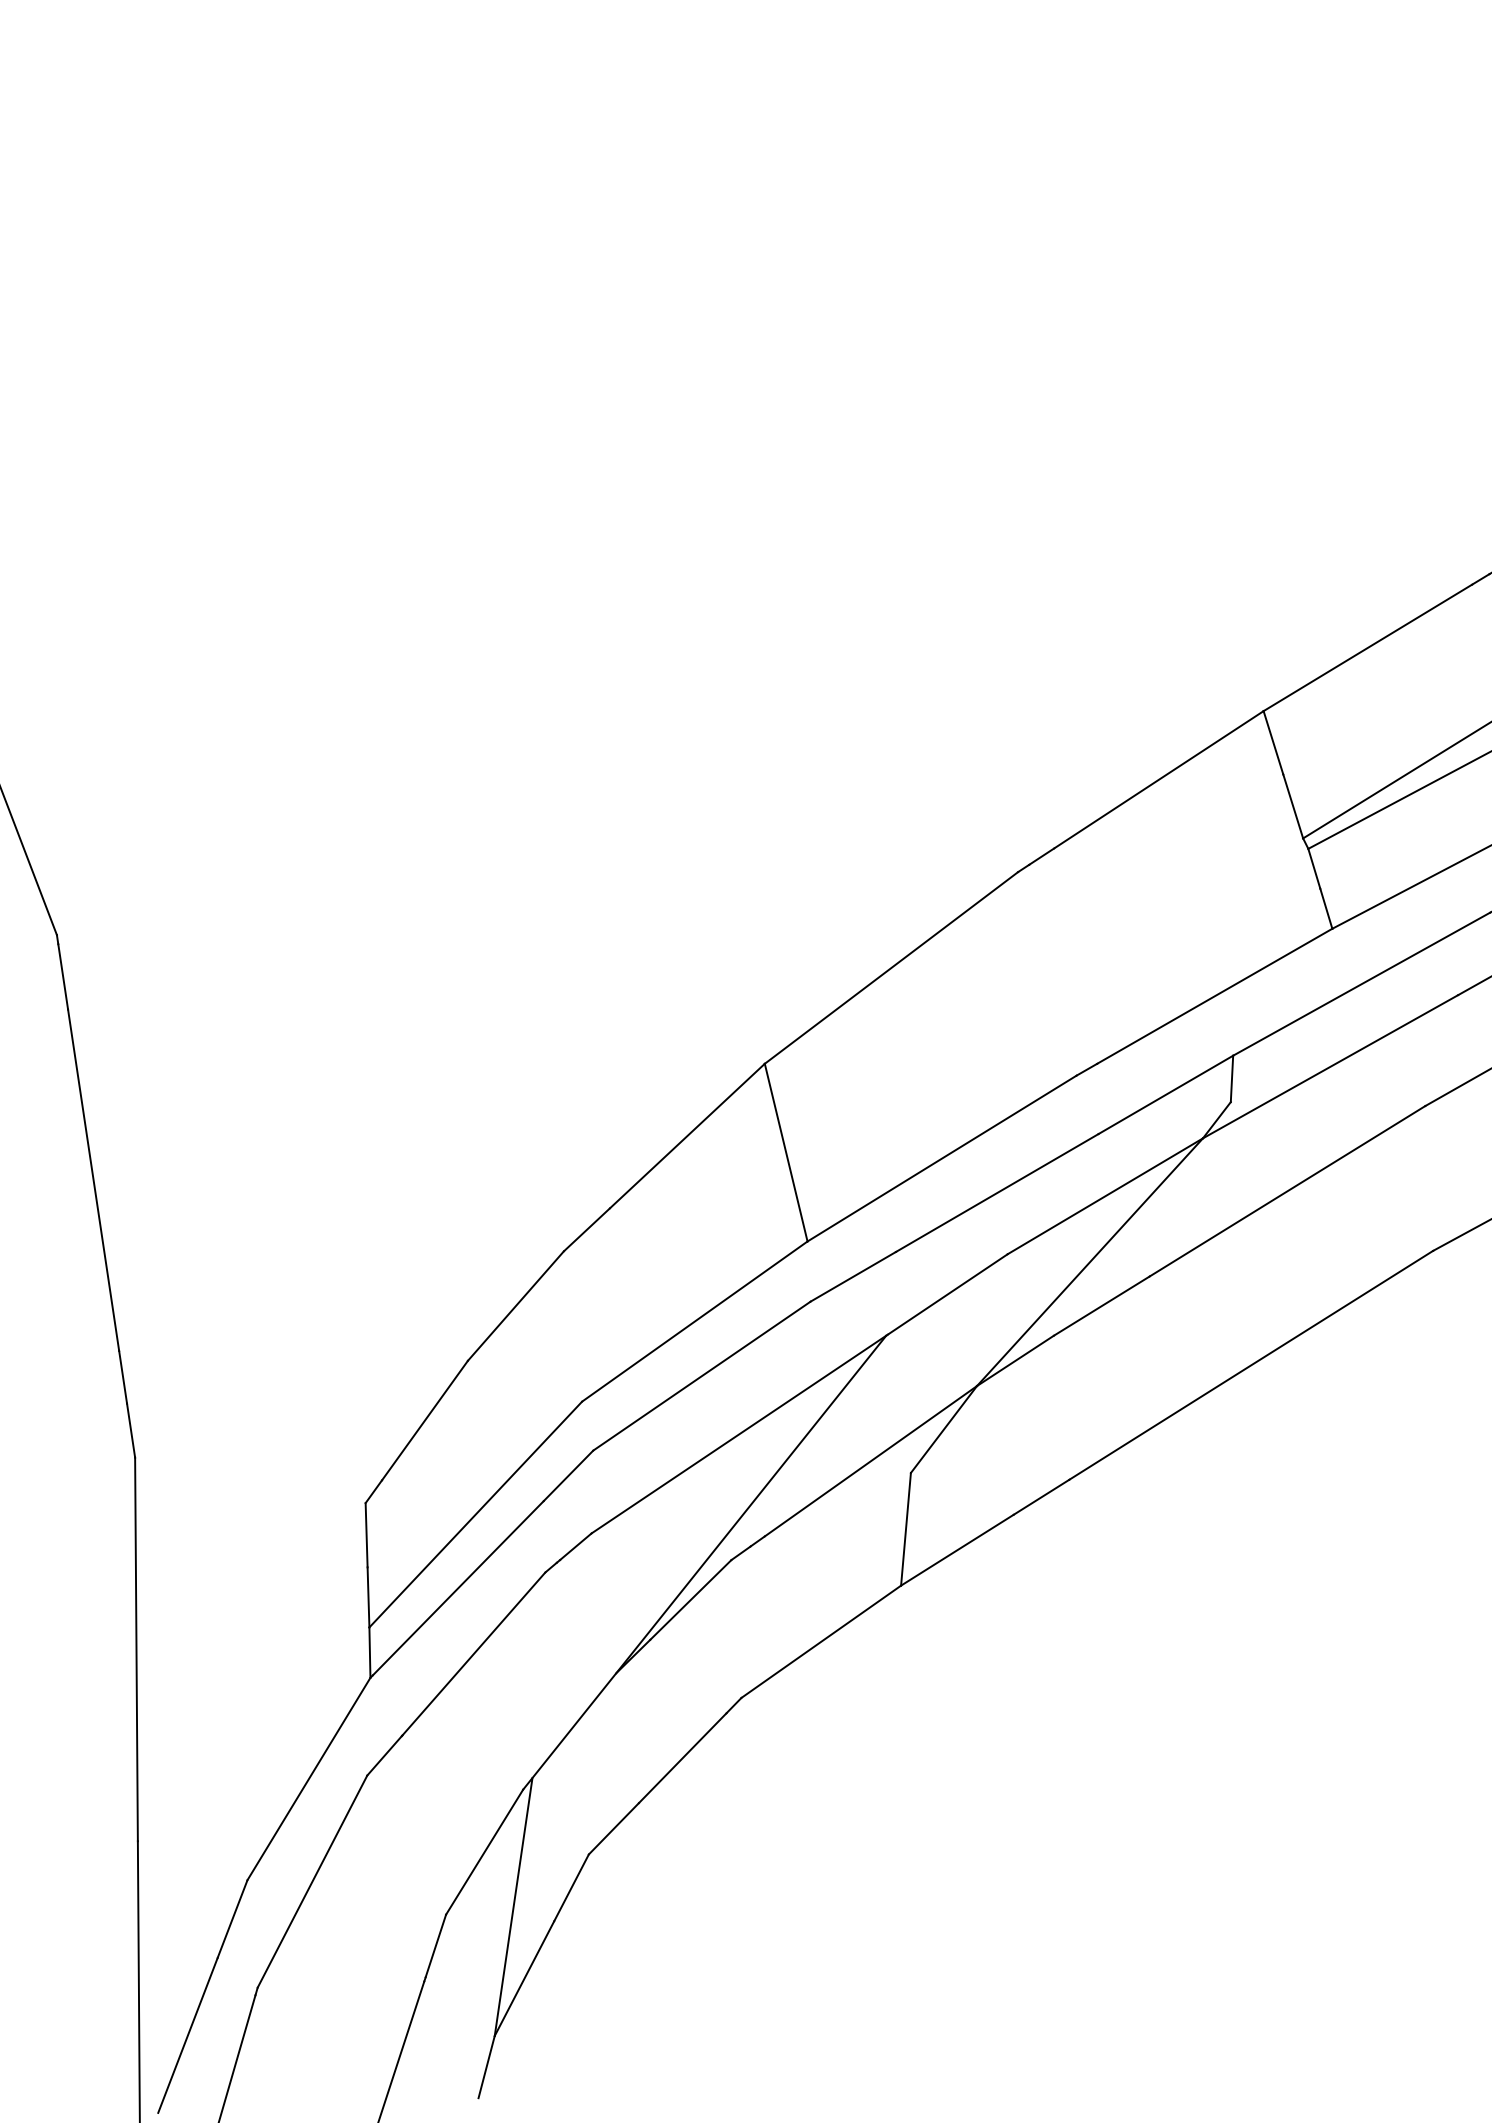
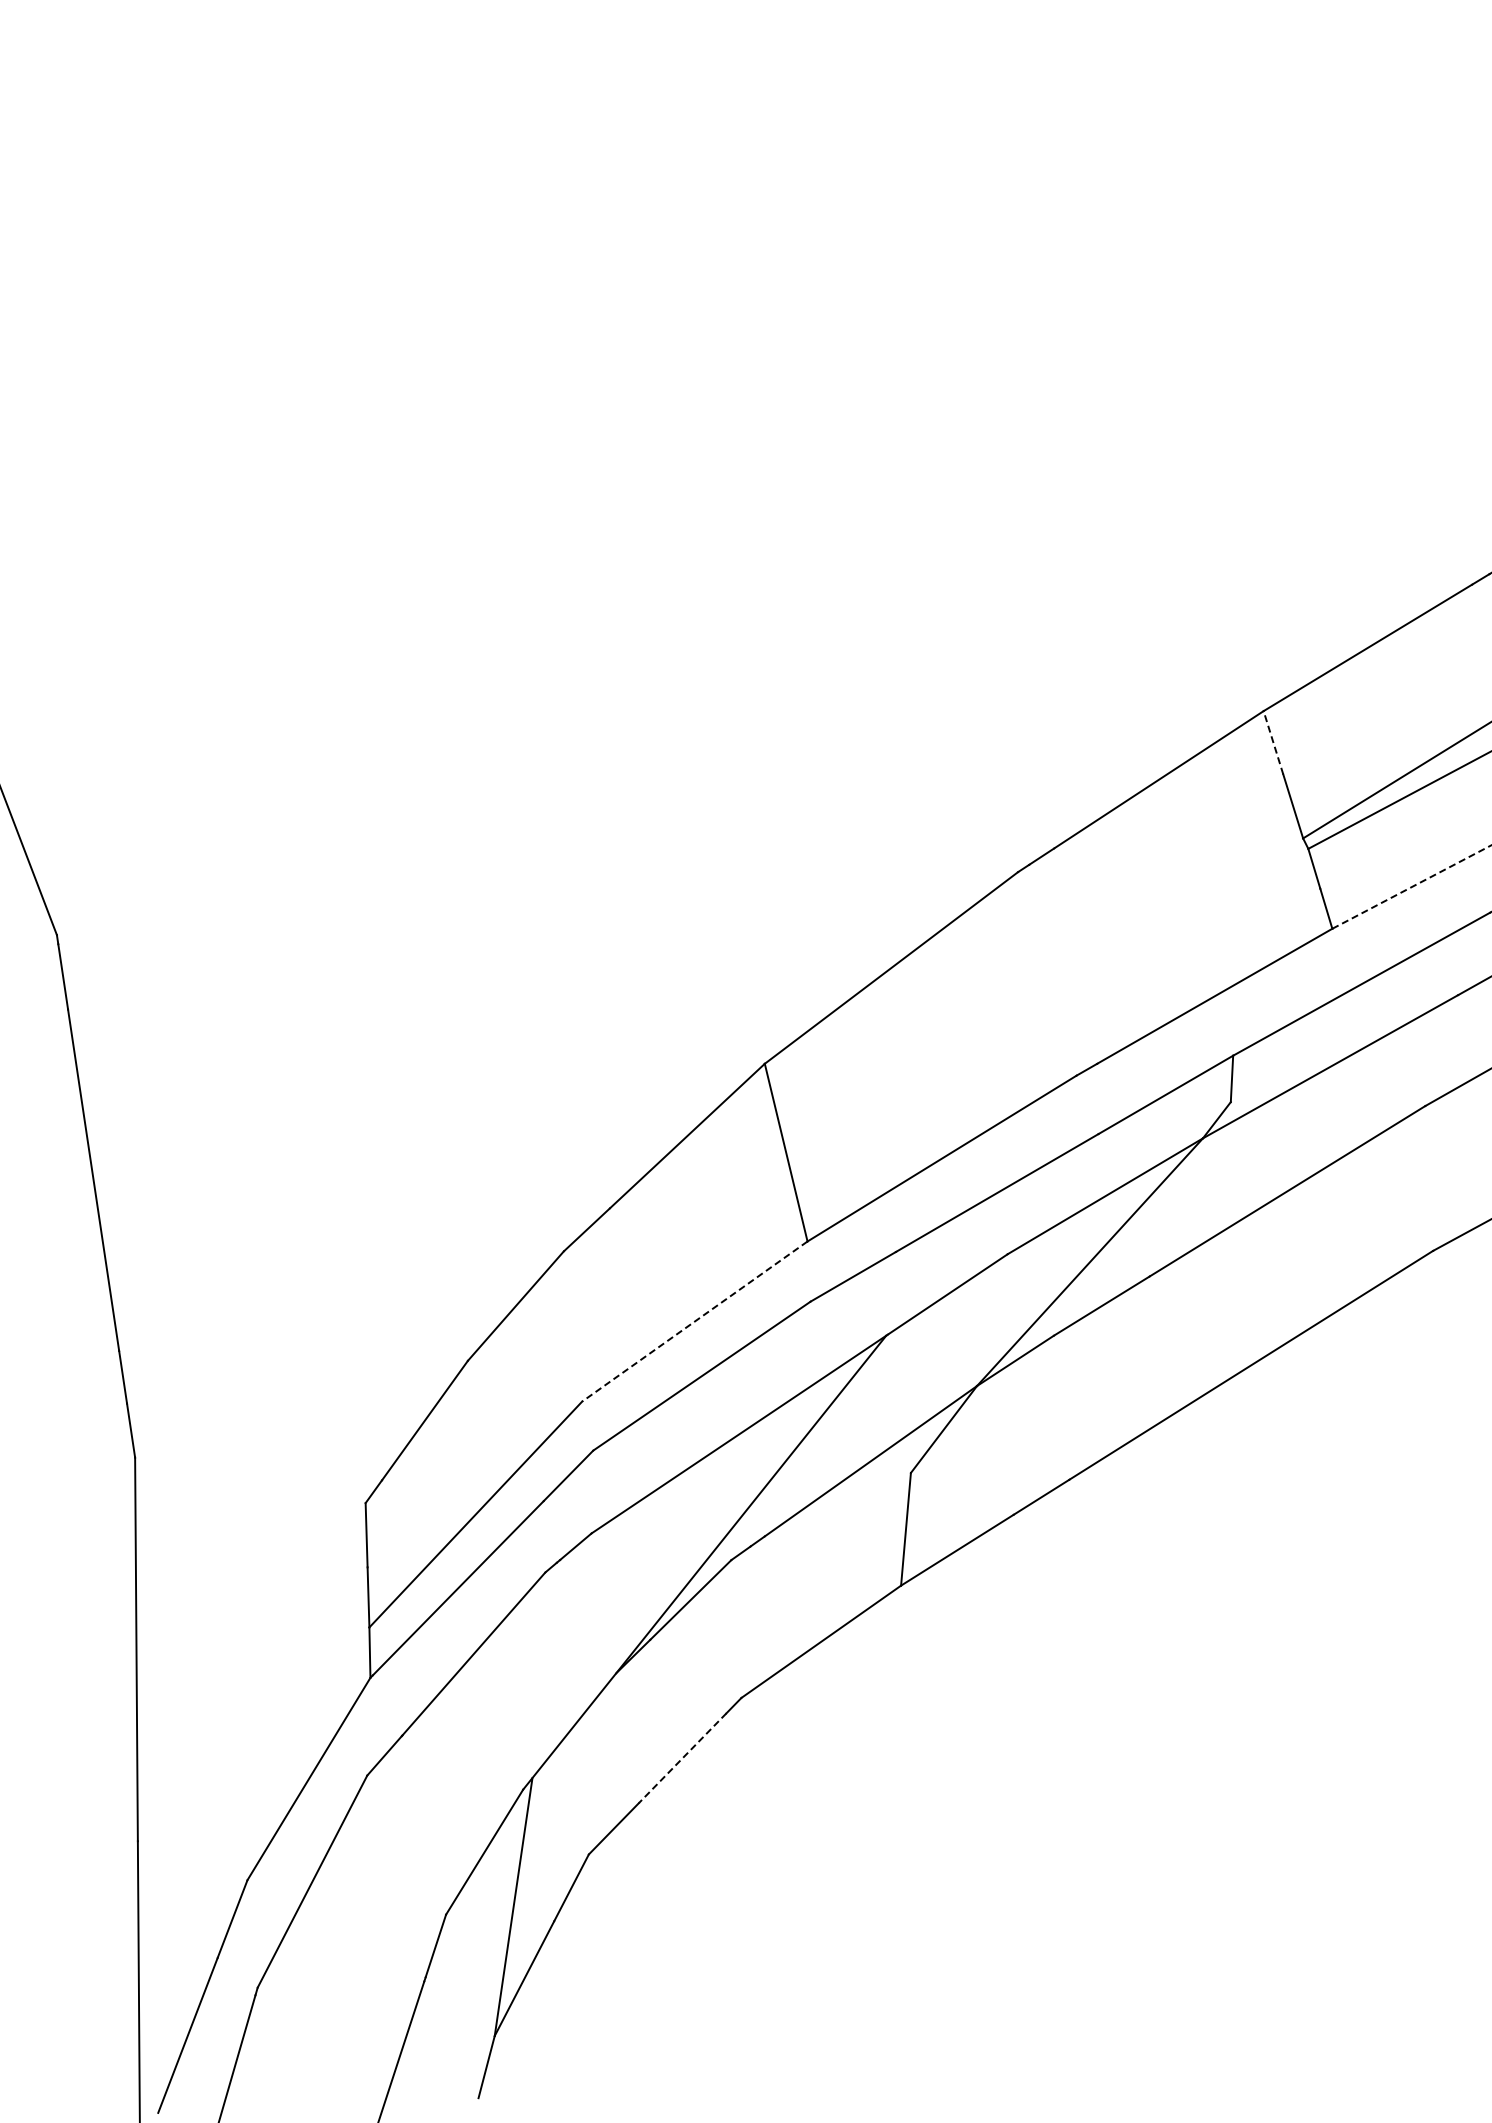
line: solid -> dashed (1273, 742)
line: solid -> dashed (1411, 887)
line: solid -> dashed (694, 1321)
line: solid -> dashed (682, 1758)
